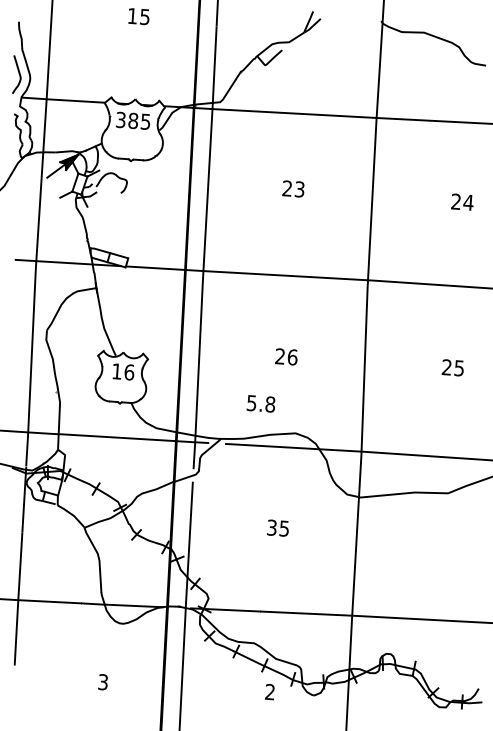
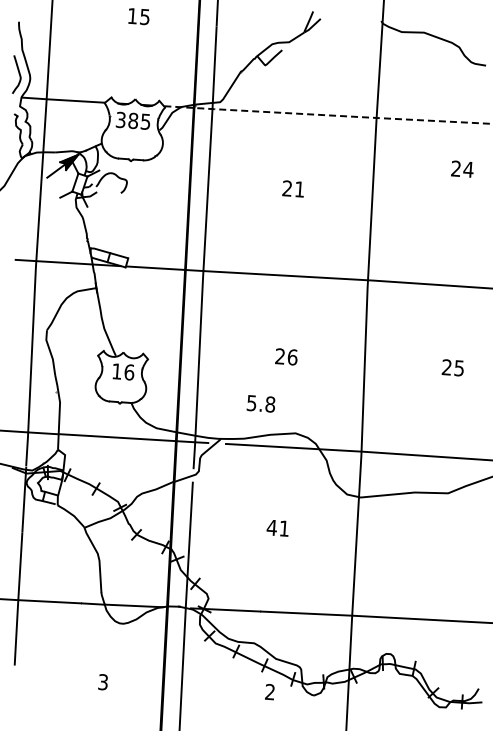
line: solid -> dashed (328, 115)
text: 23 -> 21 (299, 189)
text position: (462, 201) -> (462, 168) (462, 168)
text: 35 -> 41 (277, 527)
